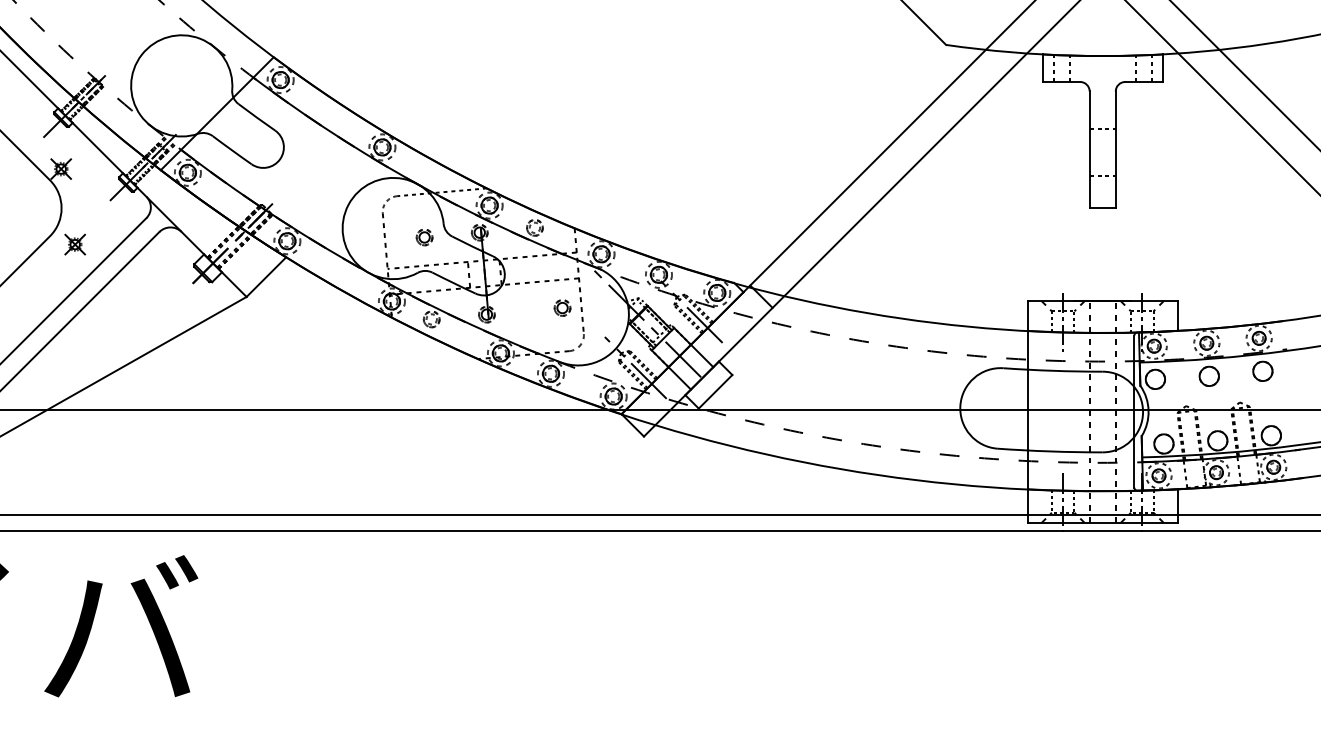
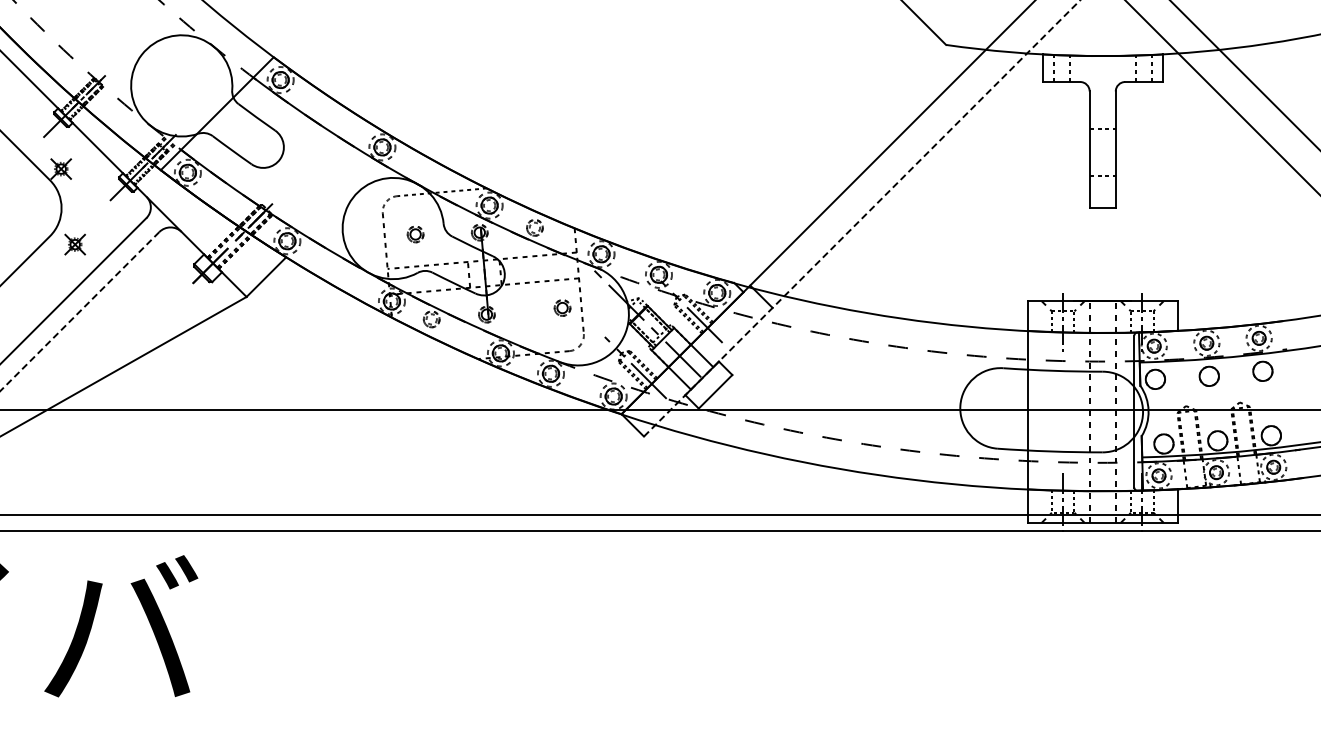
line: solid -> dashed (862, 218)
part position: (424, 237) -> (415, 234) (415, 234)
line: solid -> dashed (79, 311)
